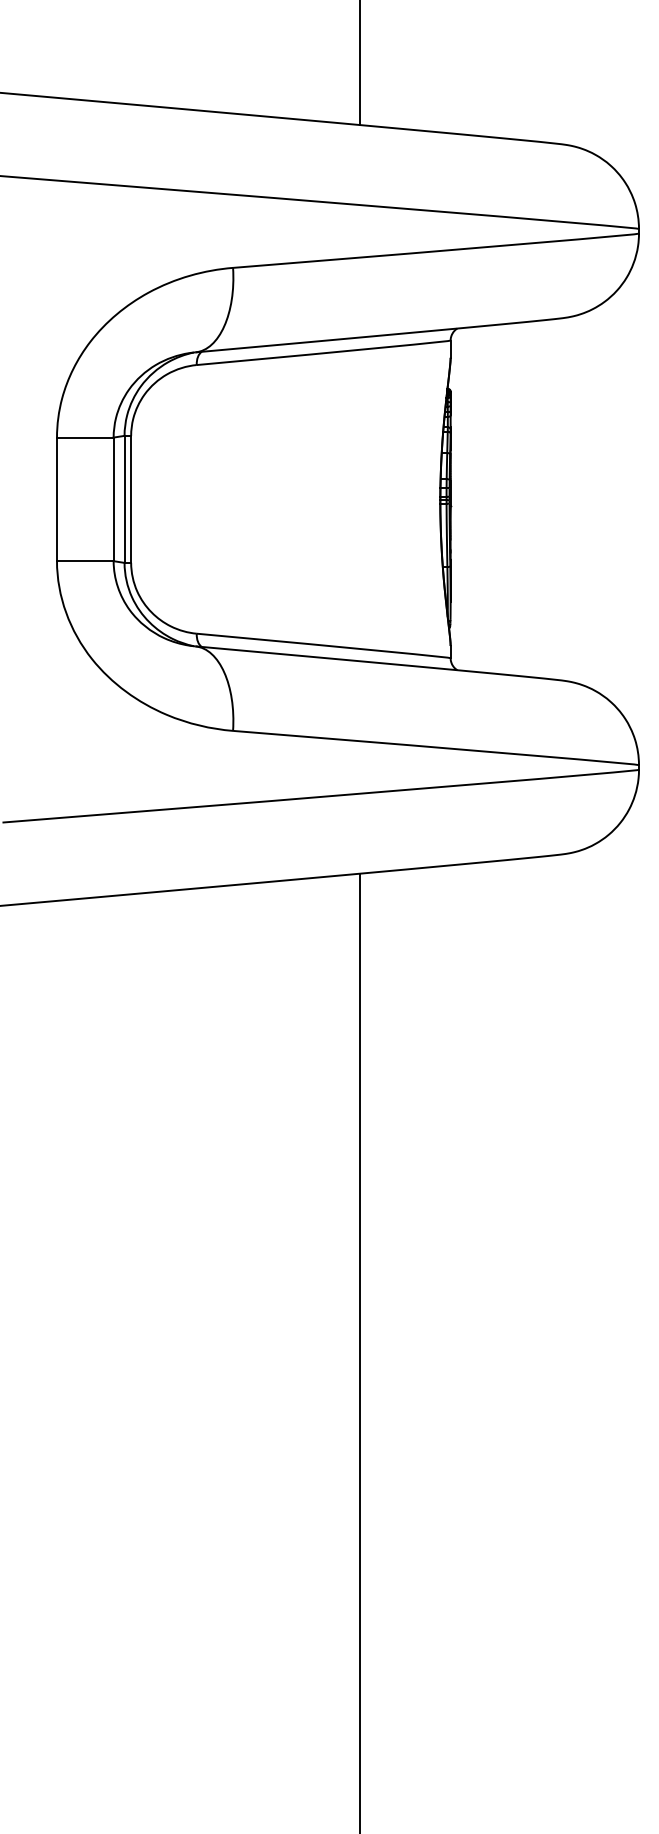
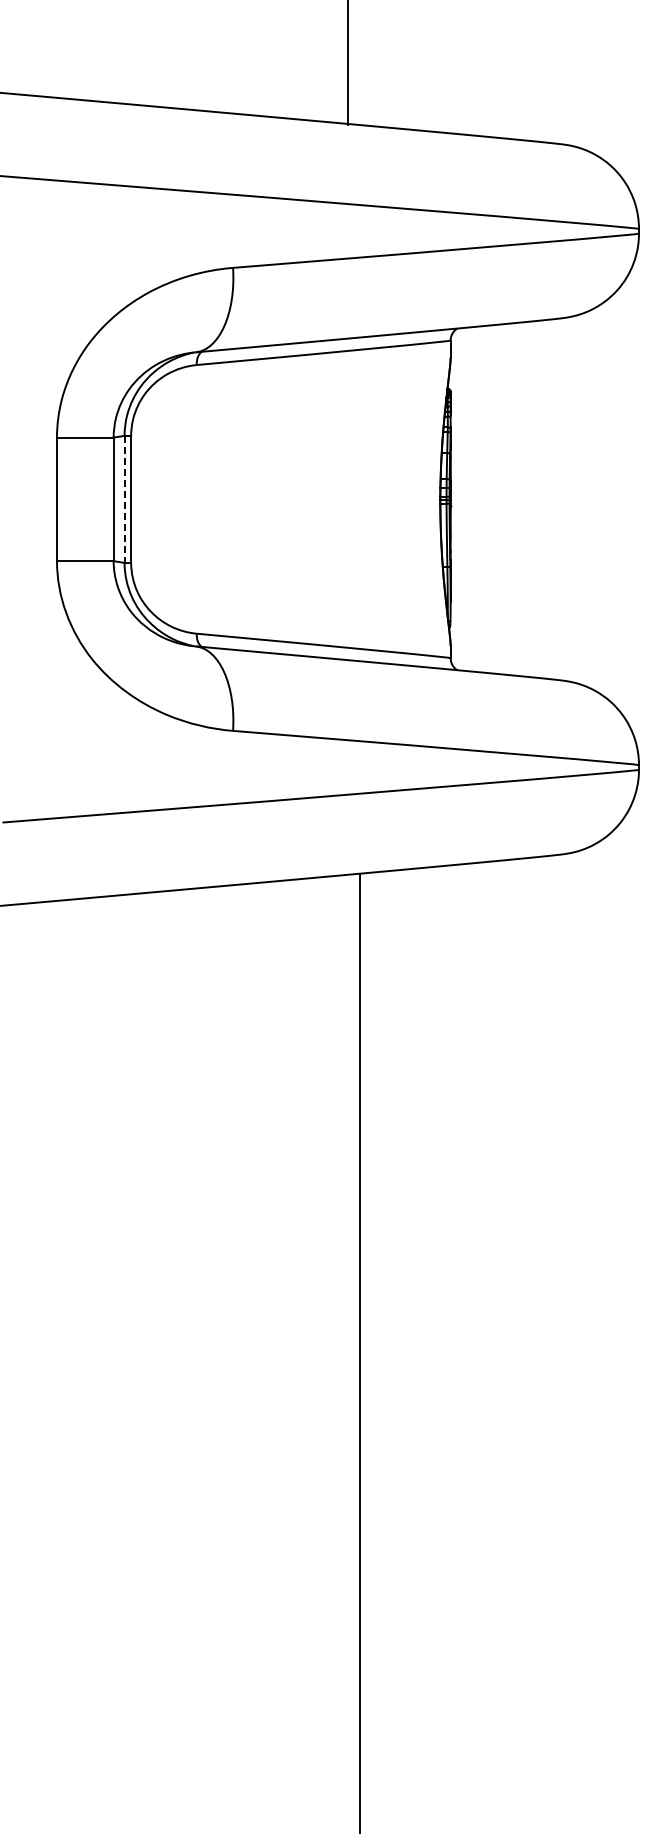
line position: (360, 63) -> (348, 63) (348, 63)
line: solid -> dashed (124, 499)
